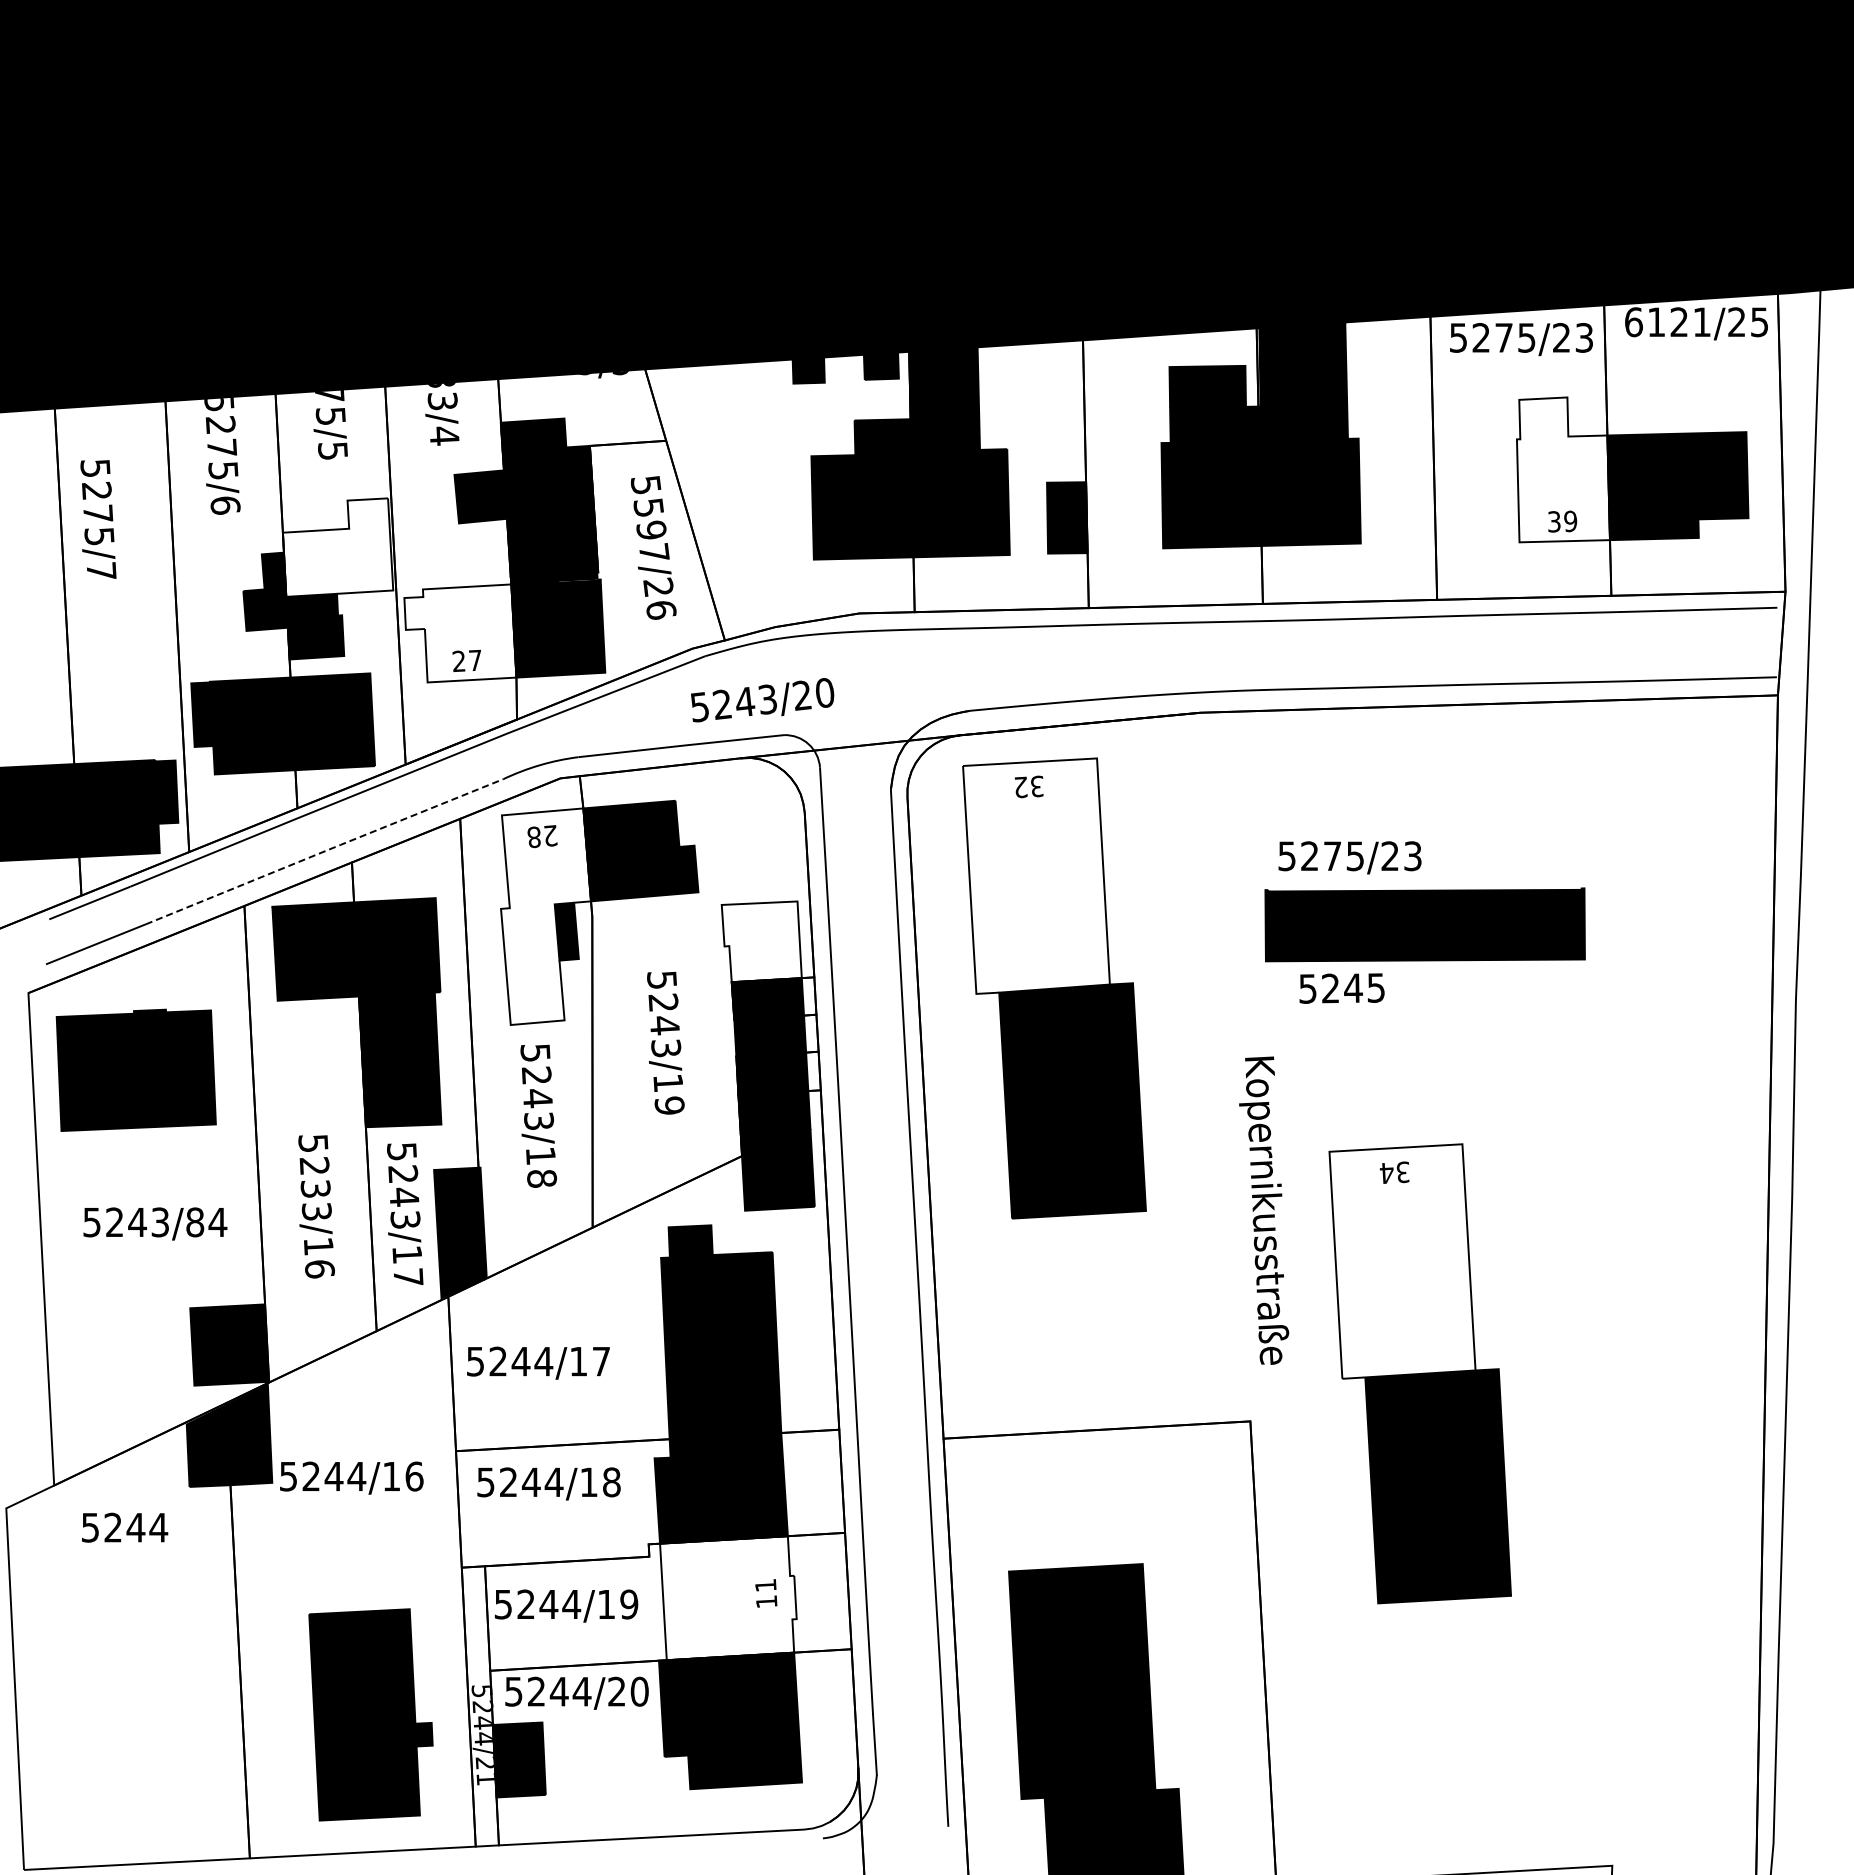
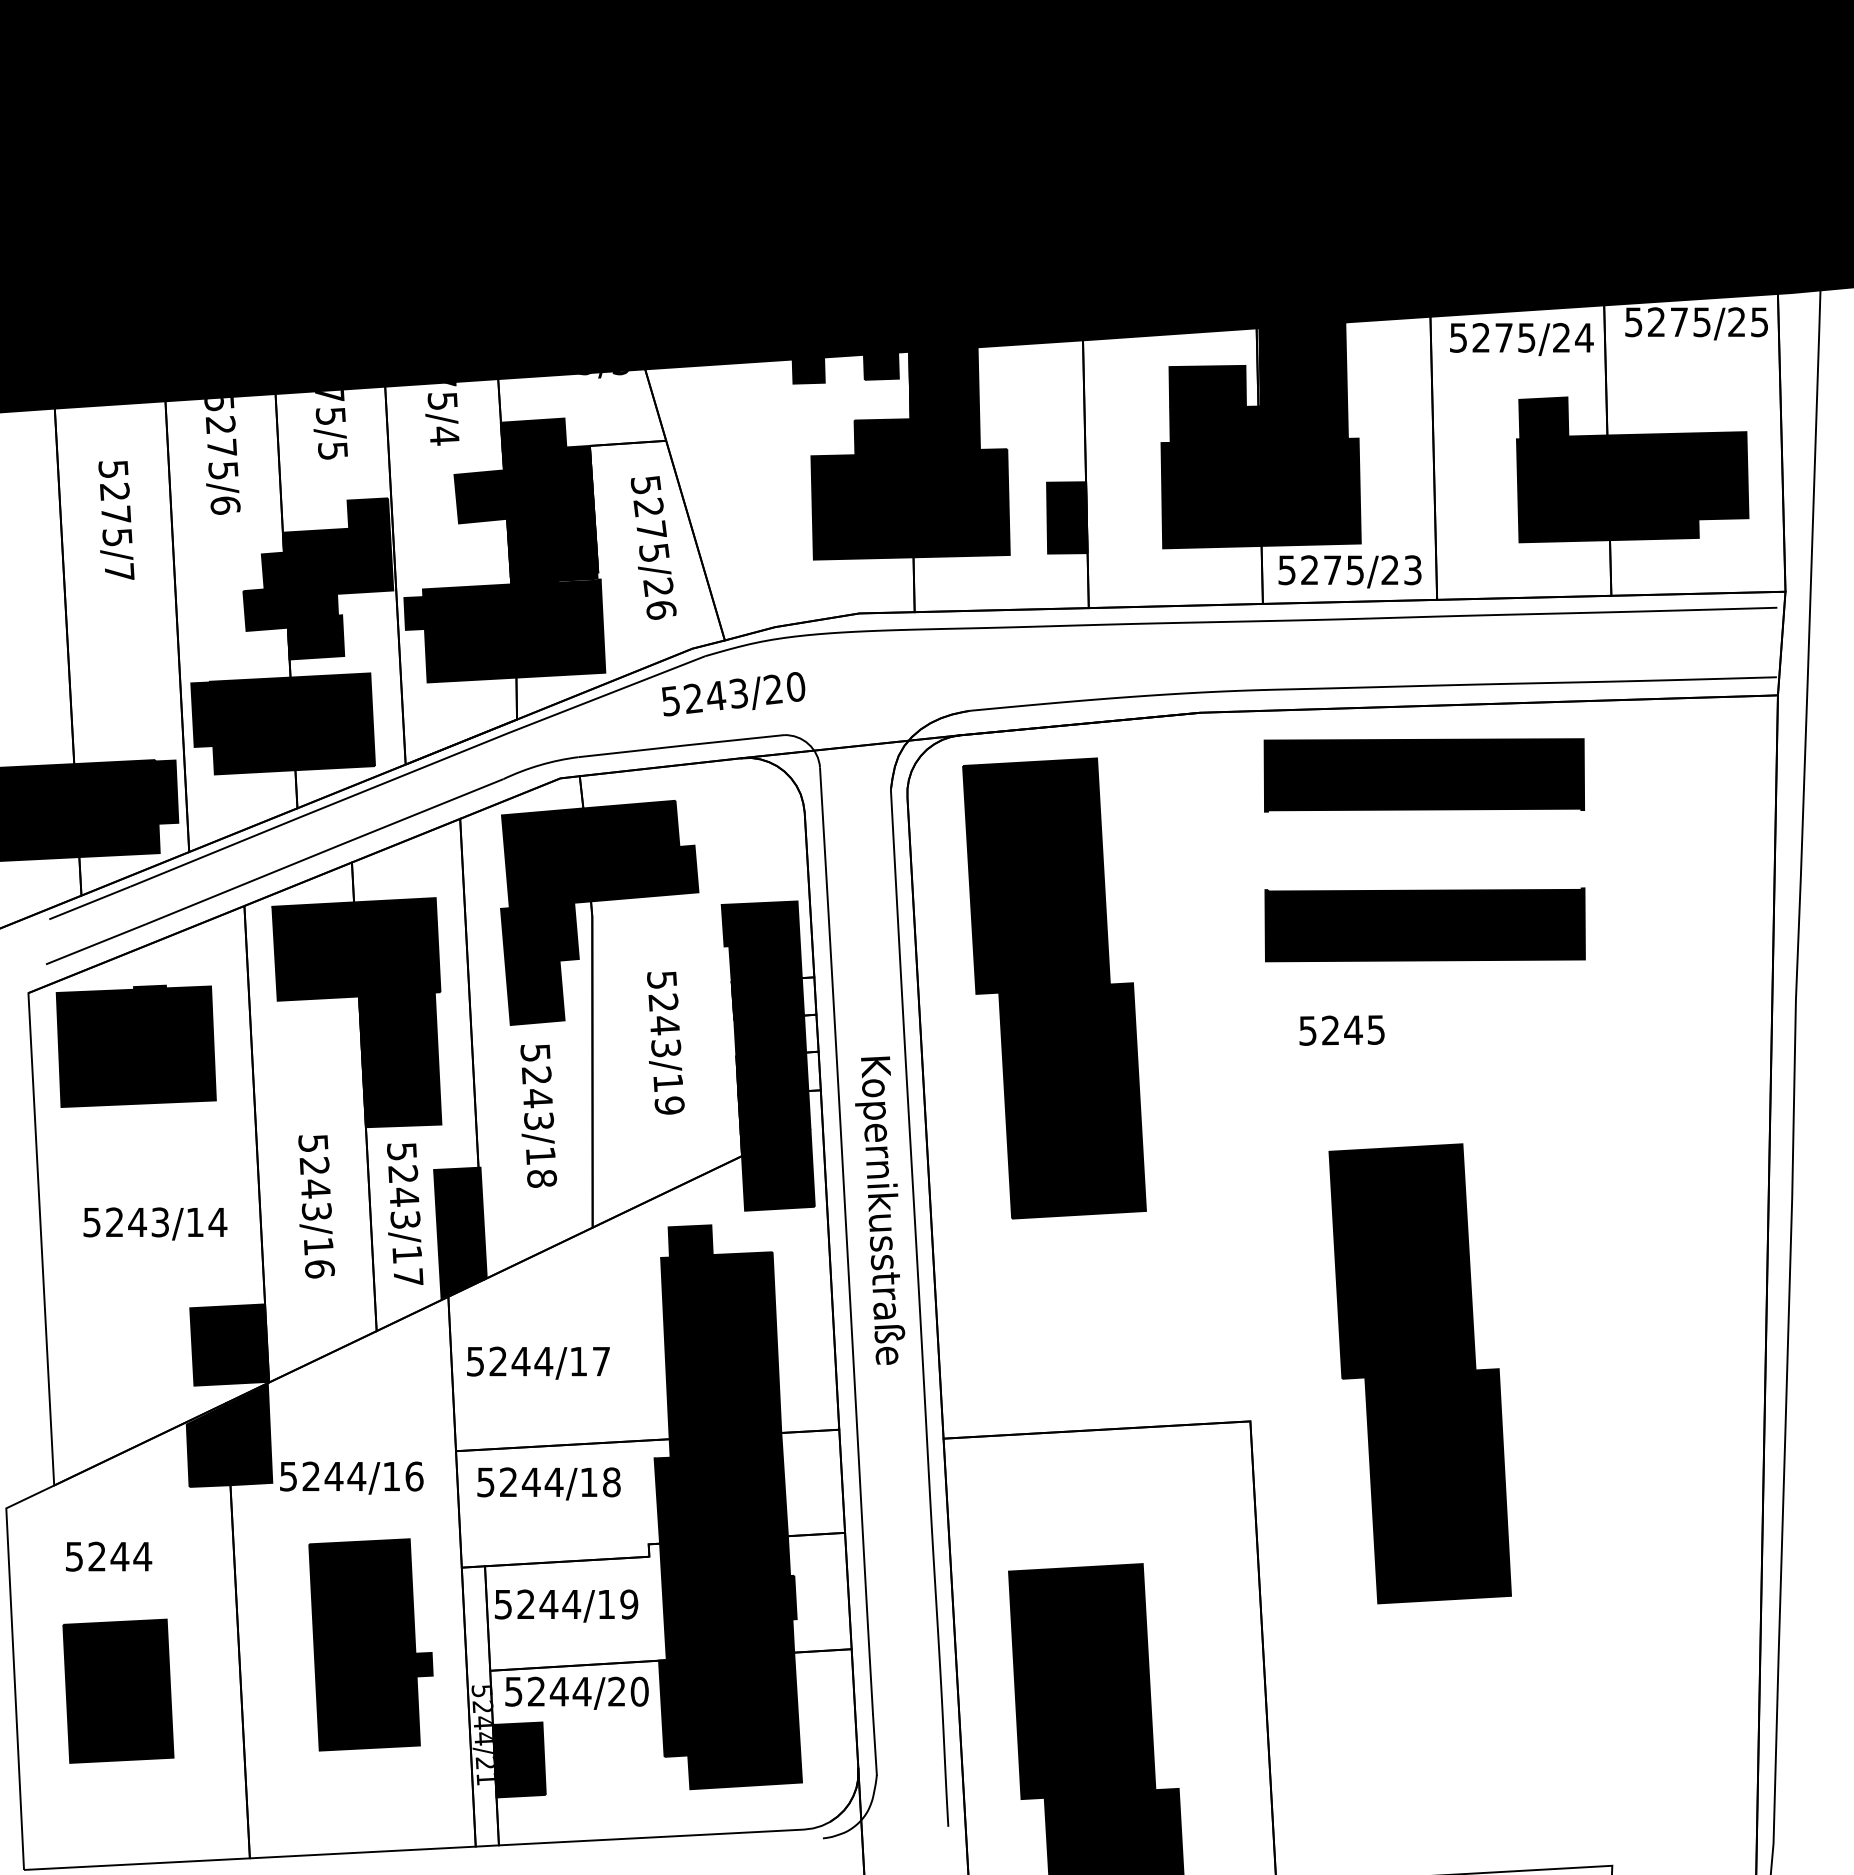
text: 6121/25 -> 5275/25 (1667, 322)
text: 5275/23 -> 5275/24 (1584, 337)
text: 7783/4 -> 5275/4 (442, 396)
fill: none -> present (1562, 469)
text position: (98, 519) -> (116, 520) (116, 520)
text: 5597/26 -> 5275/26 (651, 529)
fill: none -> present (337, 547)
fill: none -> present (460, 633)
text position: (762, 700) -> (733, 694) (733, 694)
part: none -> present (1423, 775)
line: dashed -> solid (325, 851)
text position: (1349, 857) -> (1349, 571) (1349, 571)
fill: none -> present (1036, 875)
fill: none -> present (546, 916)
fill: none -> present (761, 941)
text position: (1341, 988) -> (1341, 1030) (1341, 1030)
part position: (135, 1069) -> (135, 1045) (135, 1045)
text: 5233/16 -> 5243/16 (315, 1188)
text position: (1264, 1210) -> (880, 1210) (880, 1210)
text: 5243/84 -> 5243/14 (195, 1222)
fill: none -> present (1402, 1261)
text position: (125, 1527) -> (109, 1556) (109, 1556)
fill: none -> present (728, 1598)
part: none -> present (118, 1690)
part position: (370, 1714) -> (370, 1644) (370, 1644)
